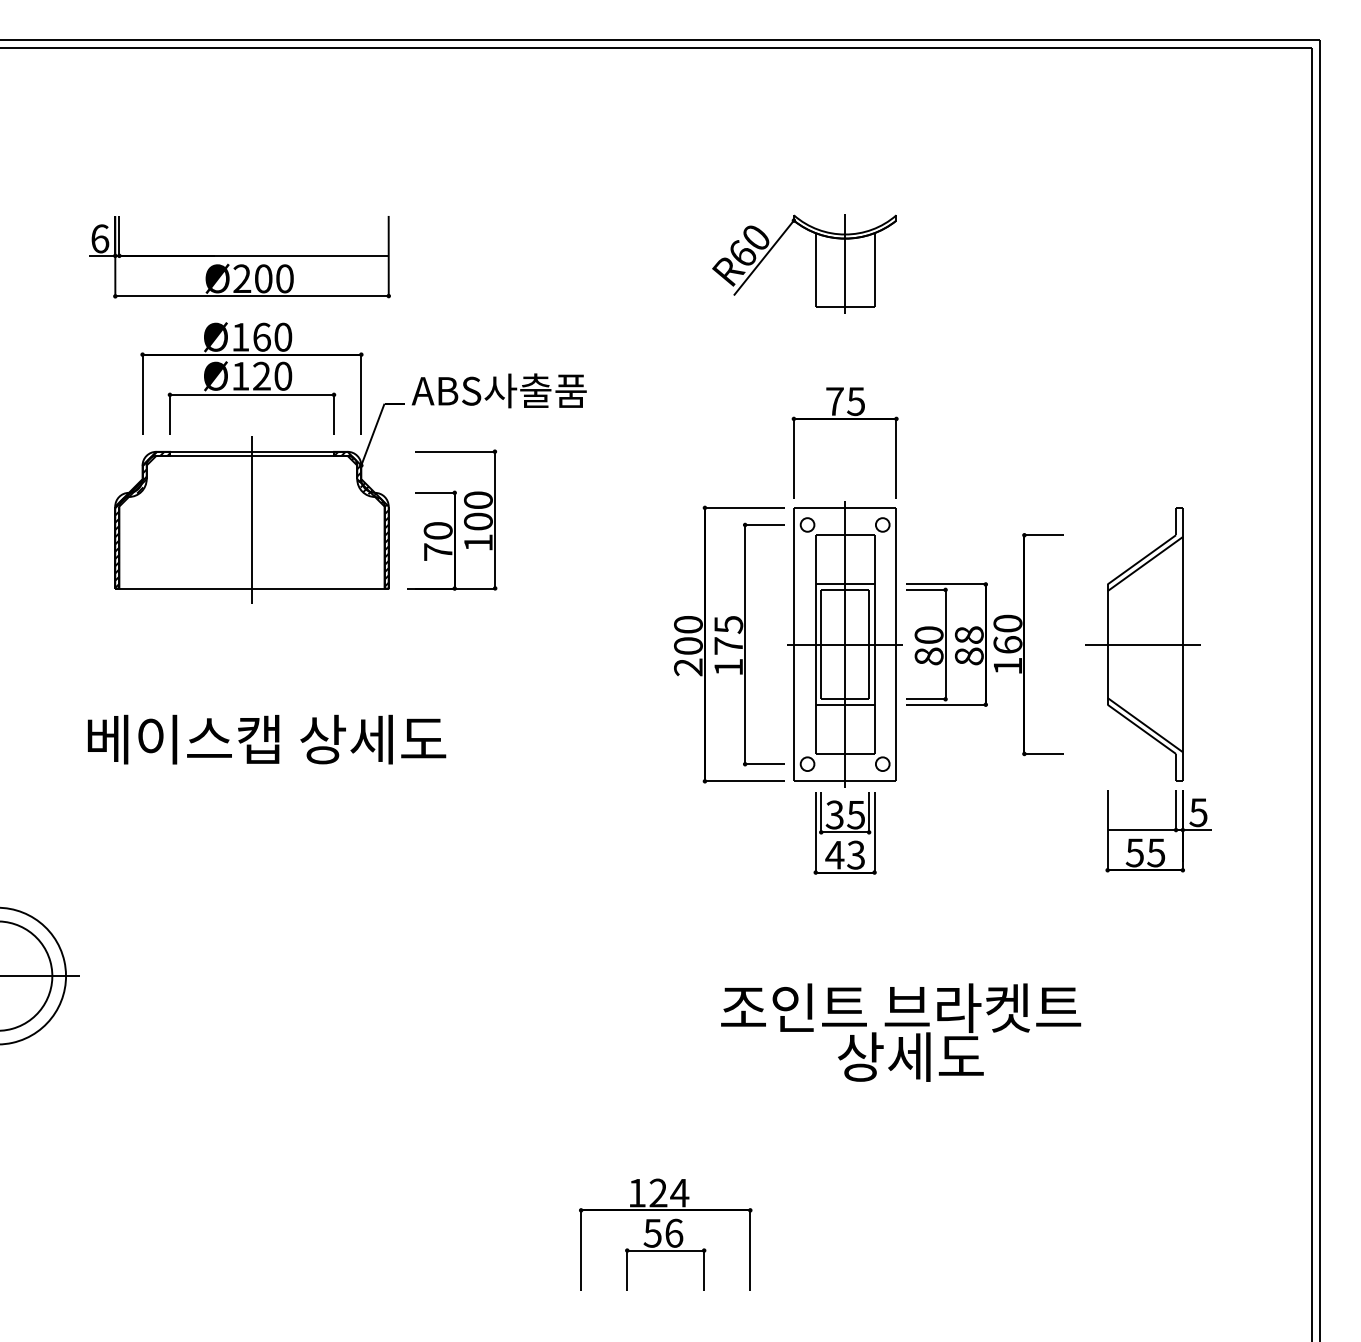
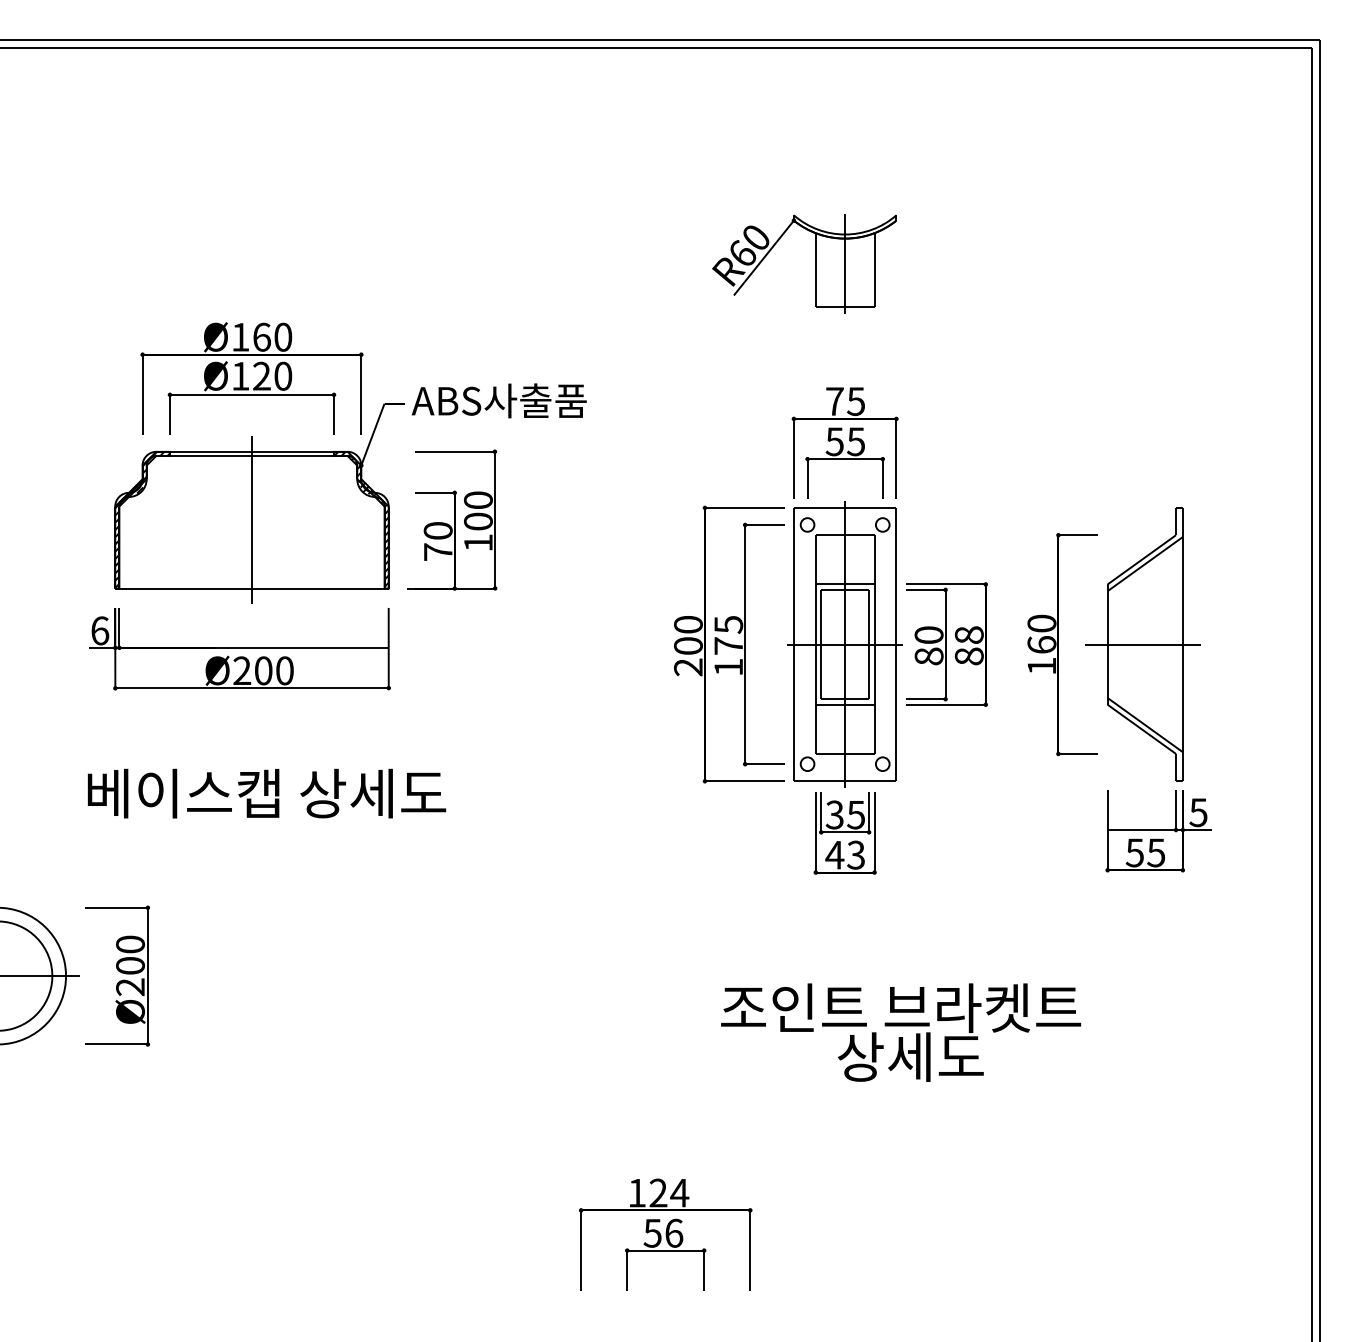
part position: (239, 257) -> (239, 649) (239, 649)
text position: (498, 390) -> (498, 400) (498, 400)
part: none -> present (844, 462)
part position: (1028, 644) -> (1062, 644) (1062, 644)
text position: (266, 739) -> (266, 793) (266, 793)
part: none -> present (117, 975)
